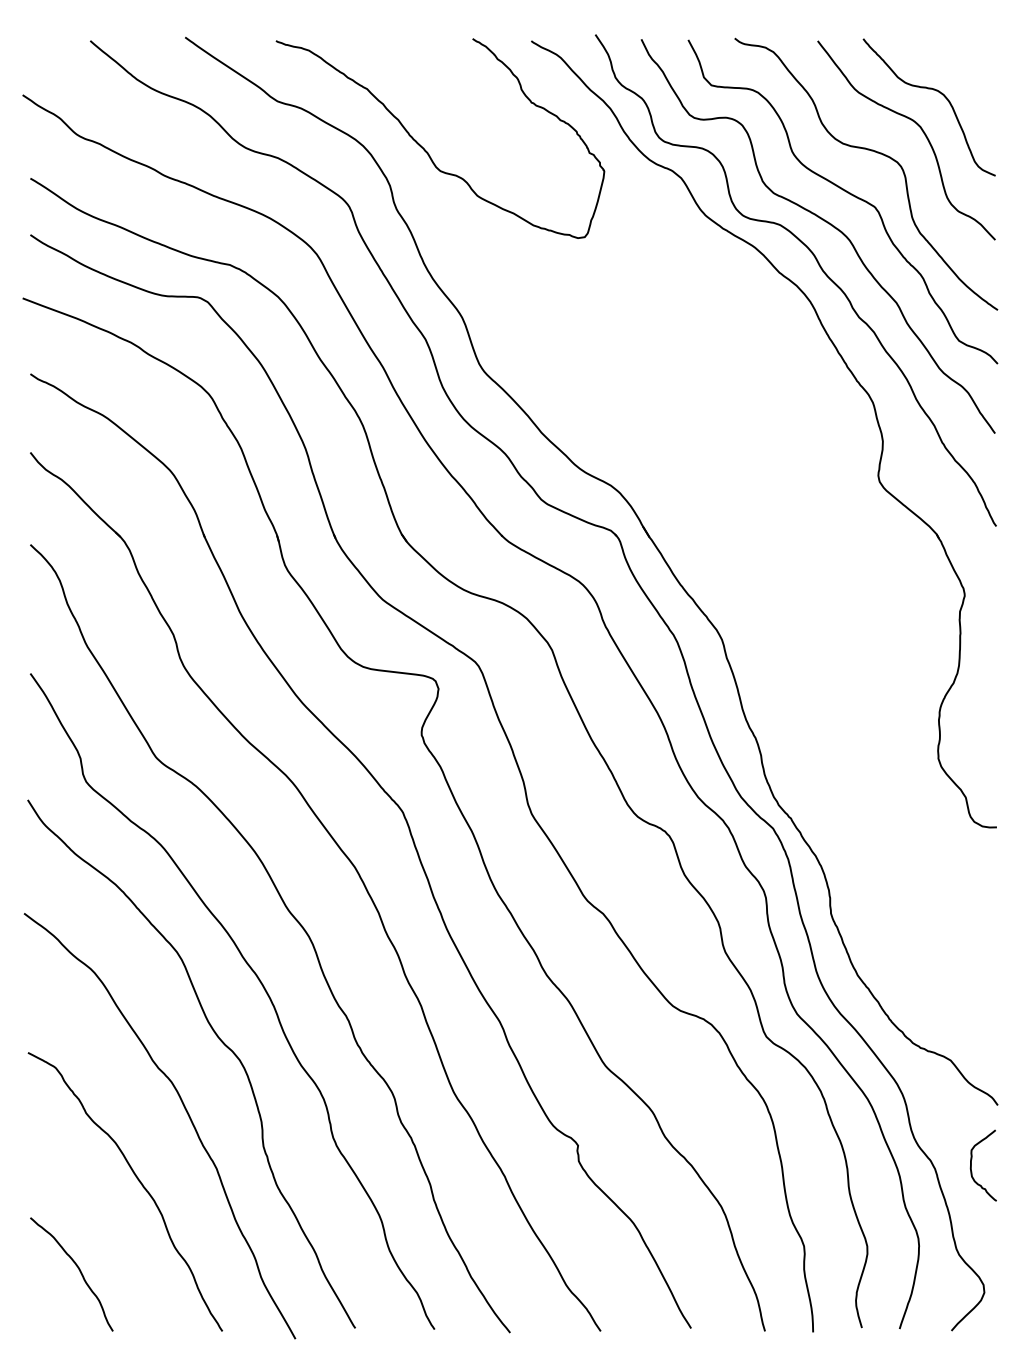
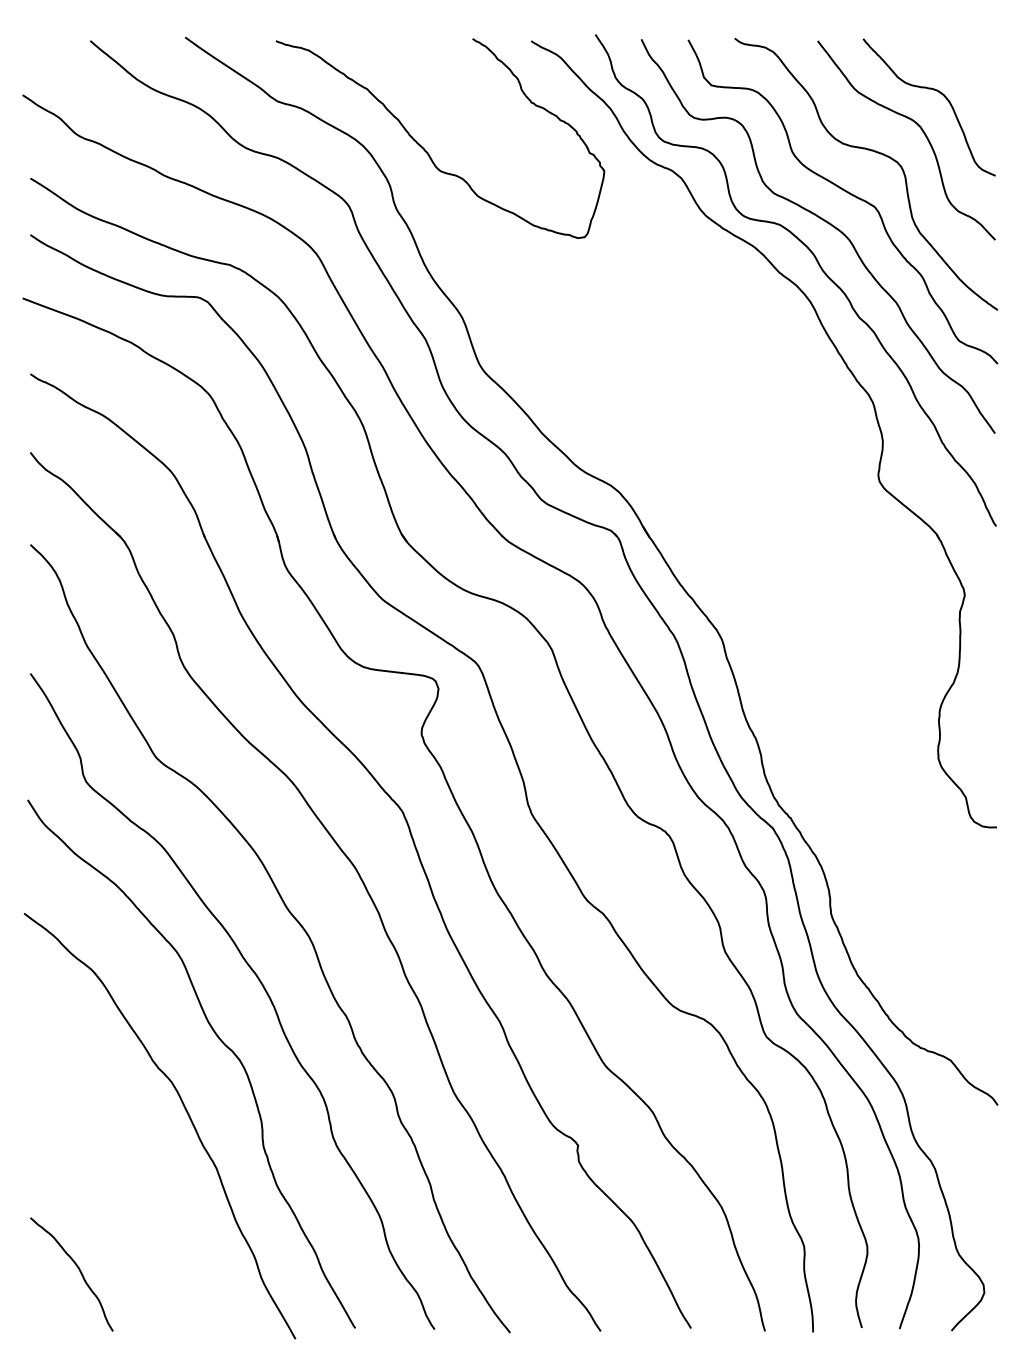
curve: present -> none (971, 1165)
curve: present -> none (138, 1181)
